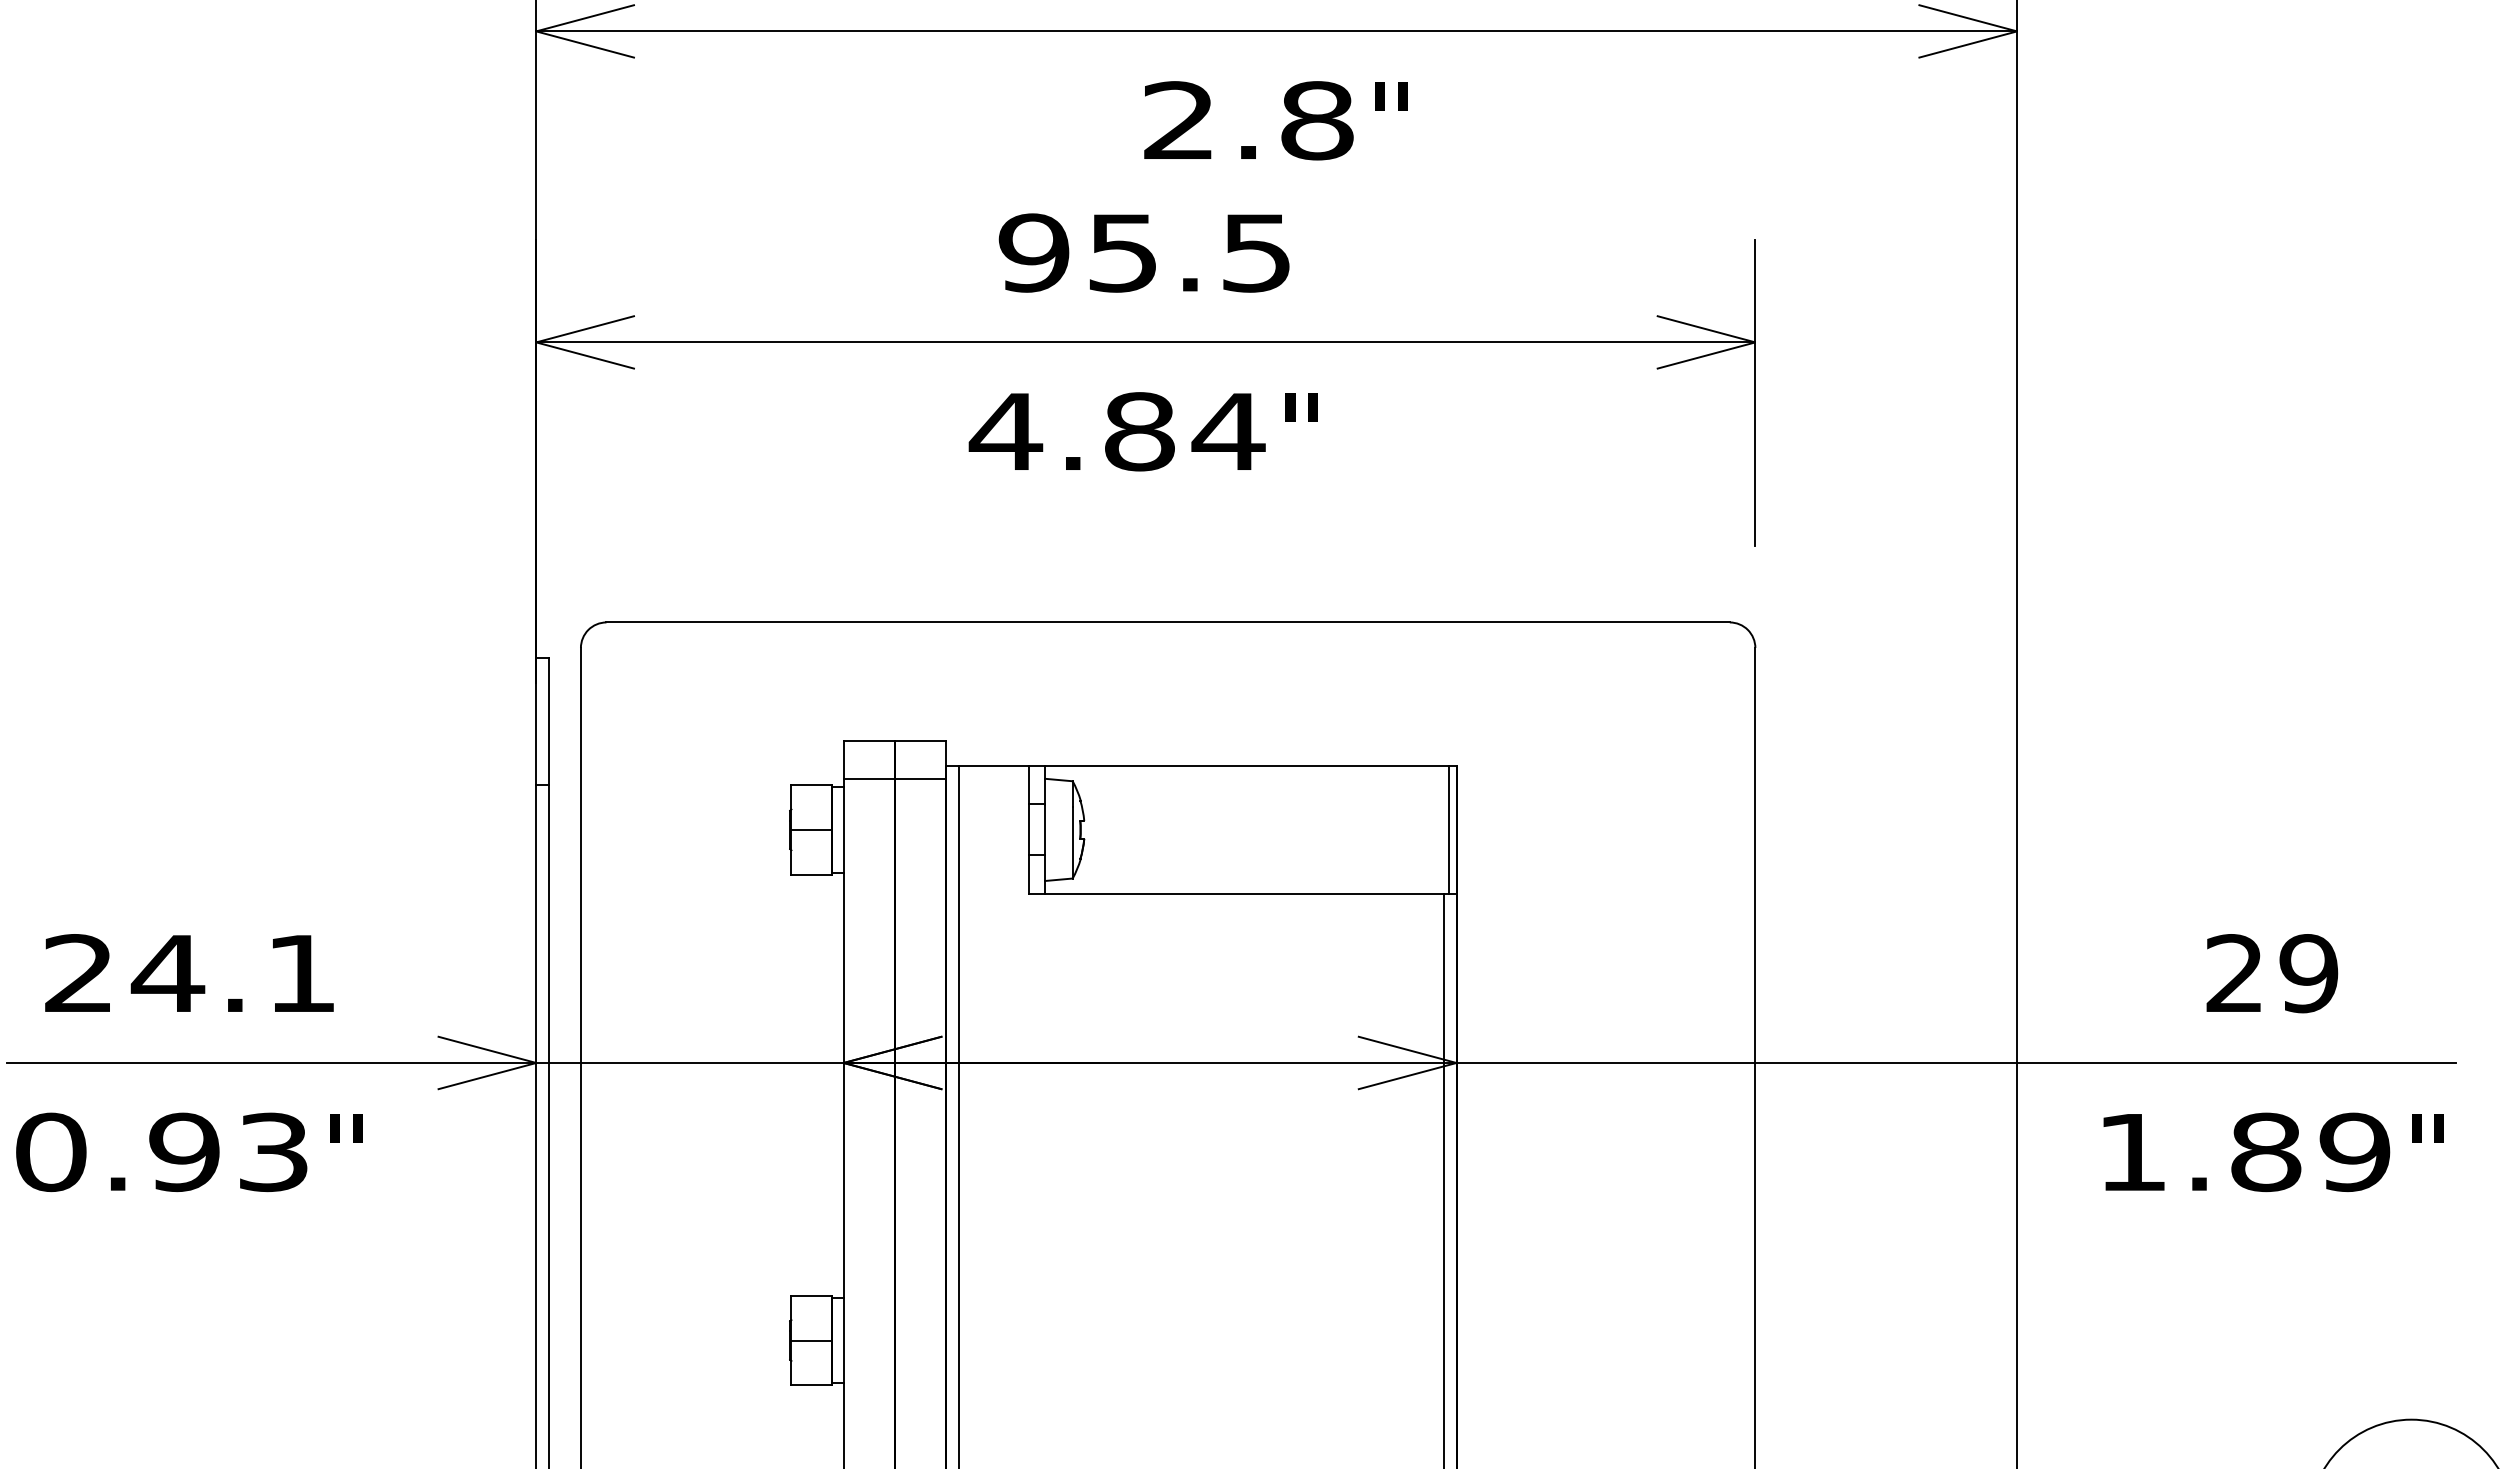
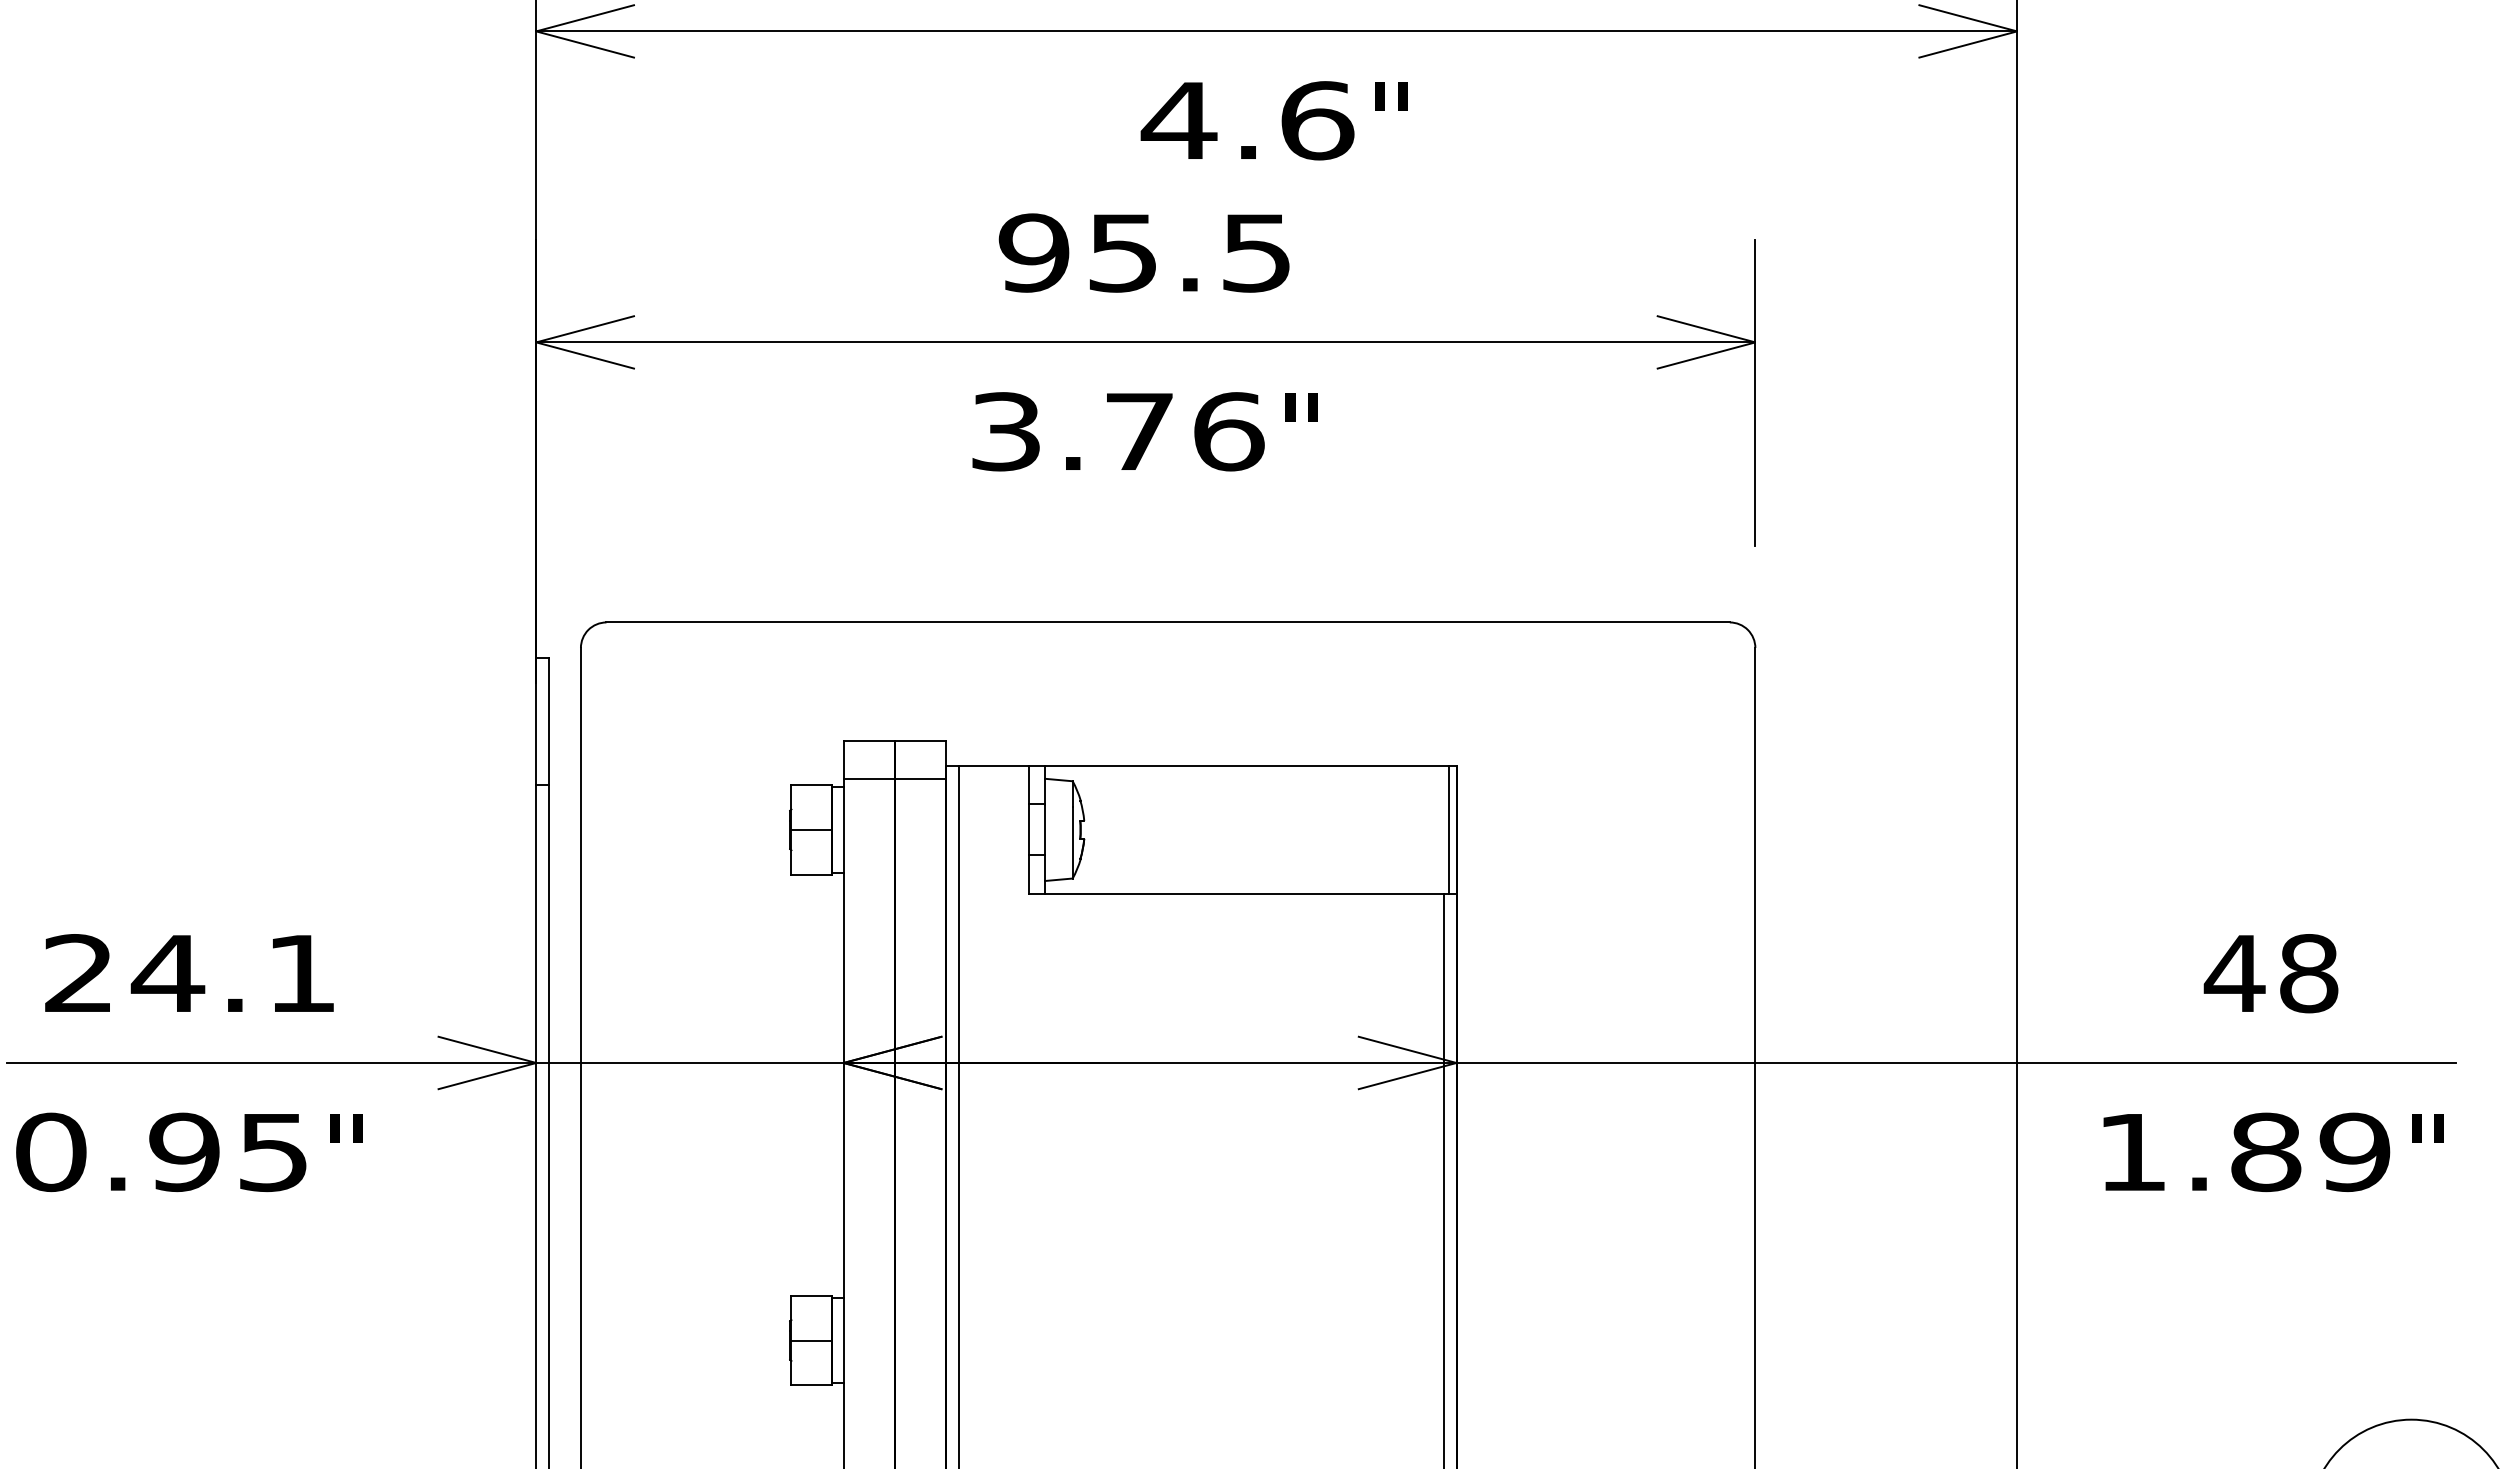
text: 2.8 -> 4.6 (1247, 120)
text: 4.84 -> 3.76 (1116, 431)
text: 29 -> 48 (2270, 973)
text: 0.93 -> 0.95 (273, 1151)
